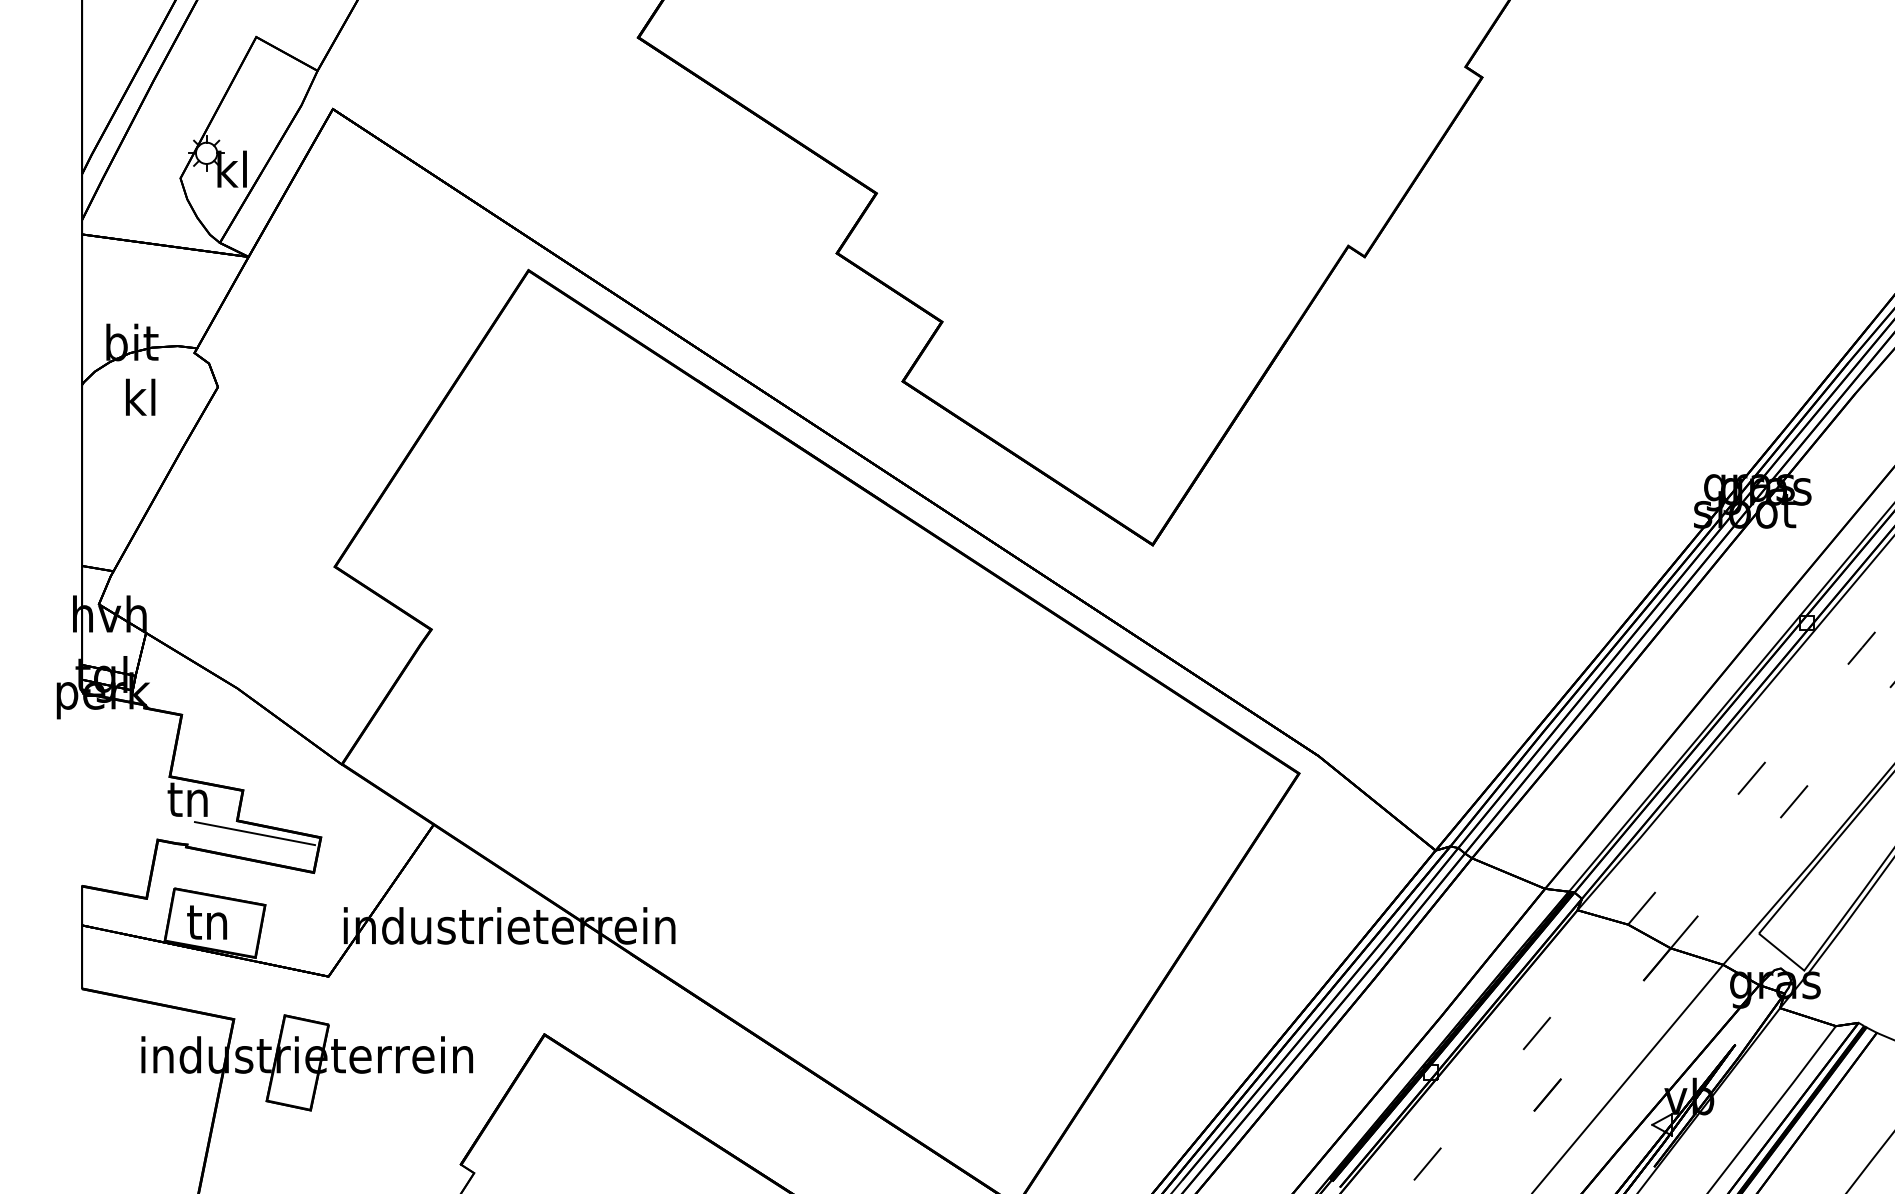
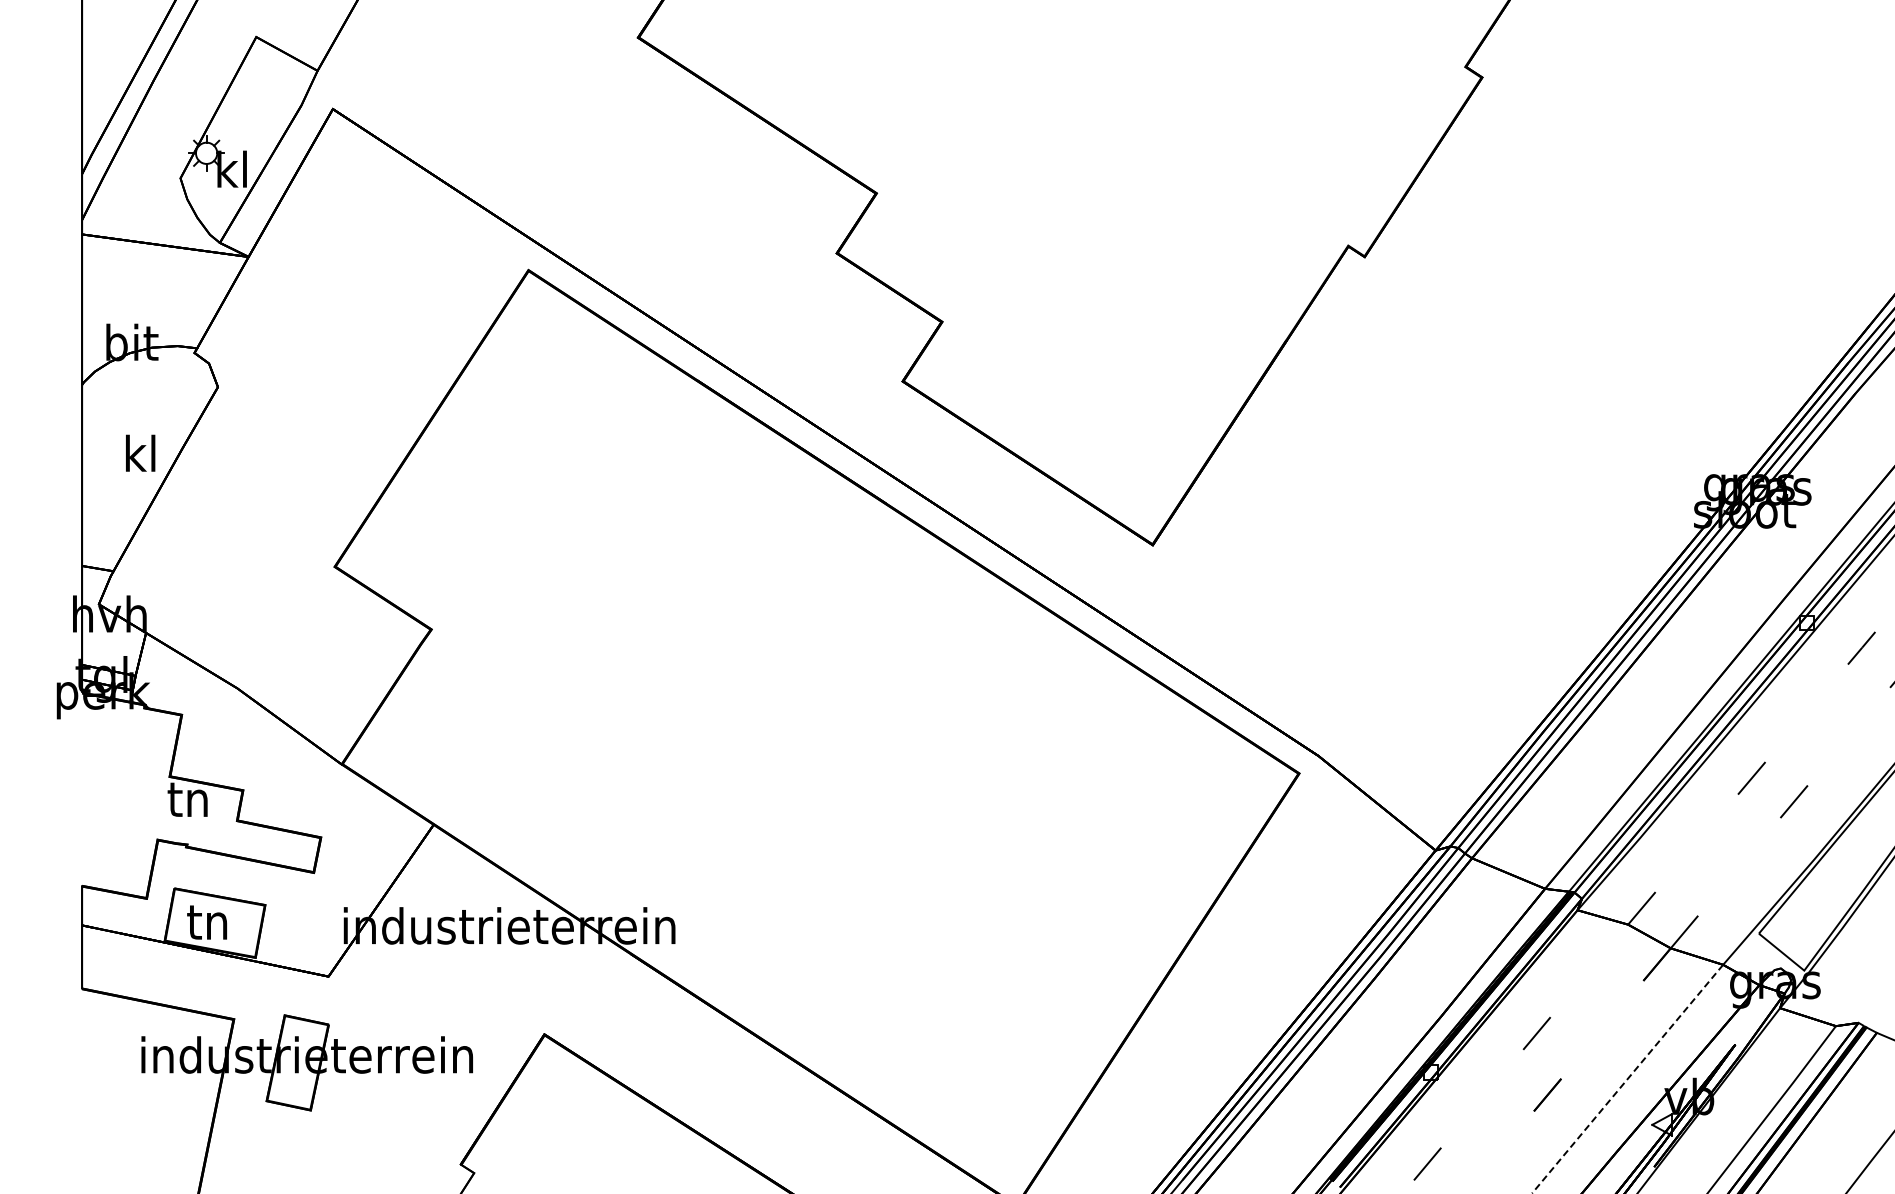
text position: (140, 396) -> (140, 452) (140, 452)
line: present -> none (254, 833)
line: solid -> dashed (1627, 1079)
